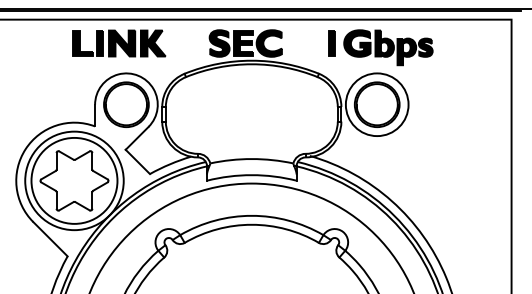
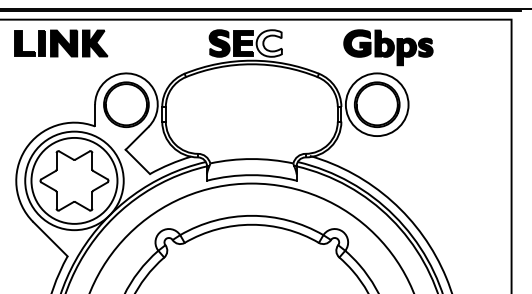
part position: (119, 43) -> (61, 43) (61, 43)
fill: present -> none (268, 43)
part: present -> none (331, 43)
